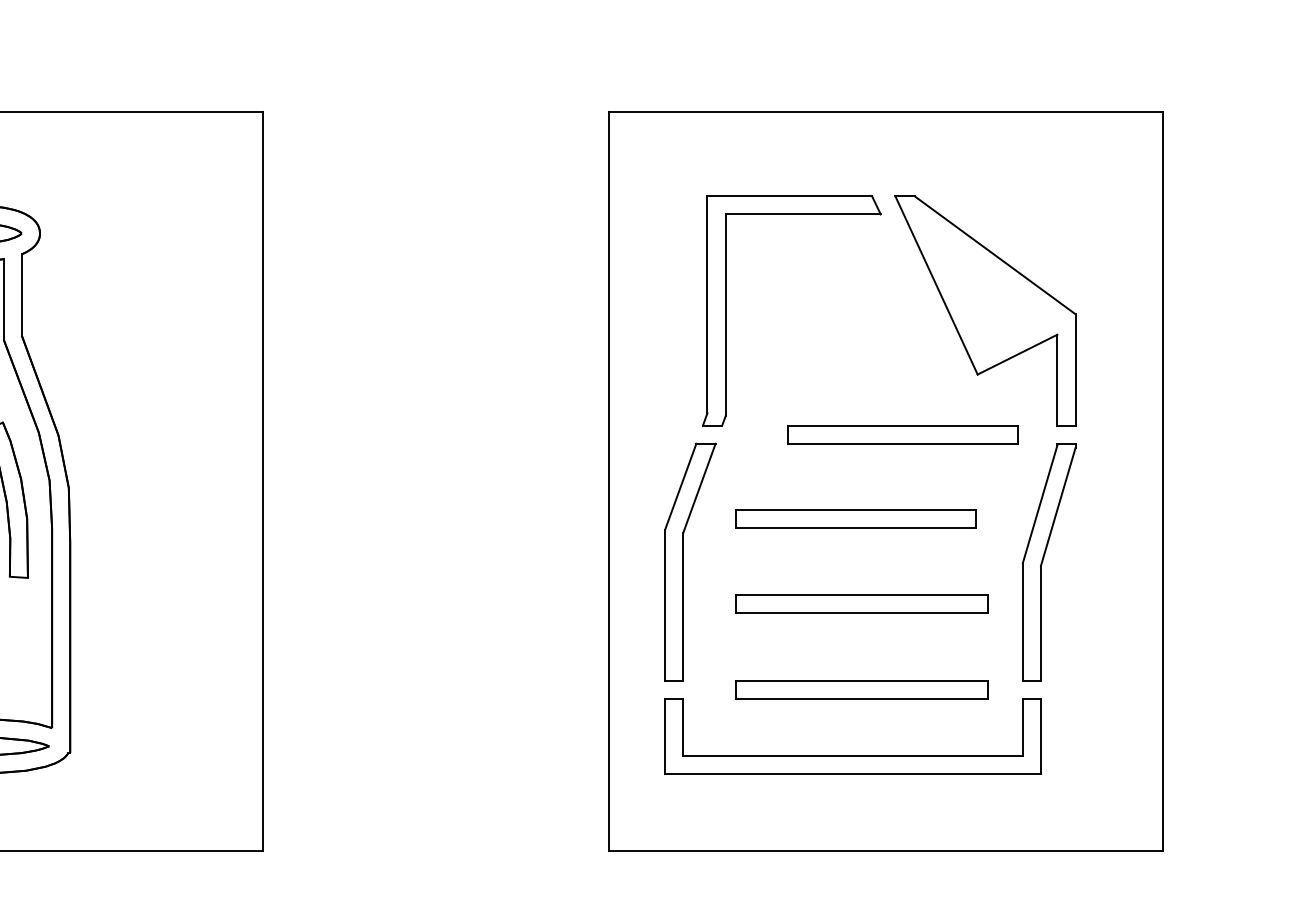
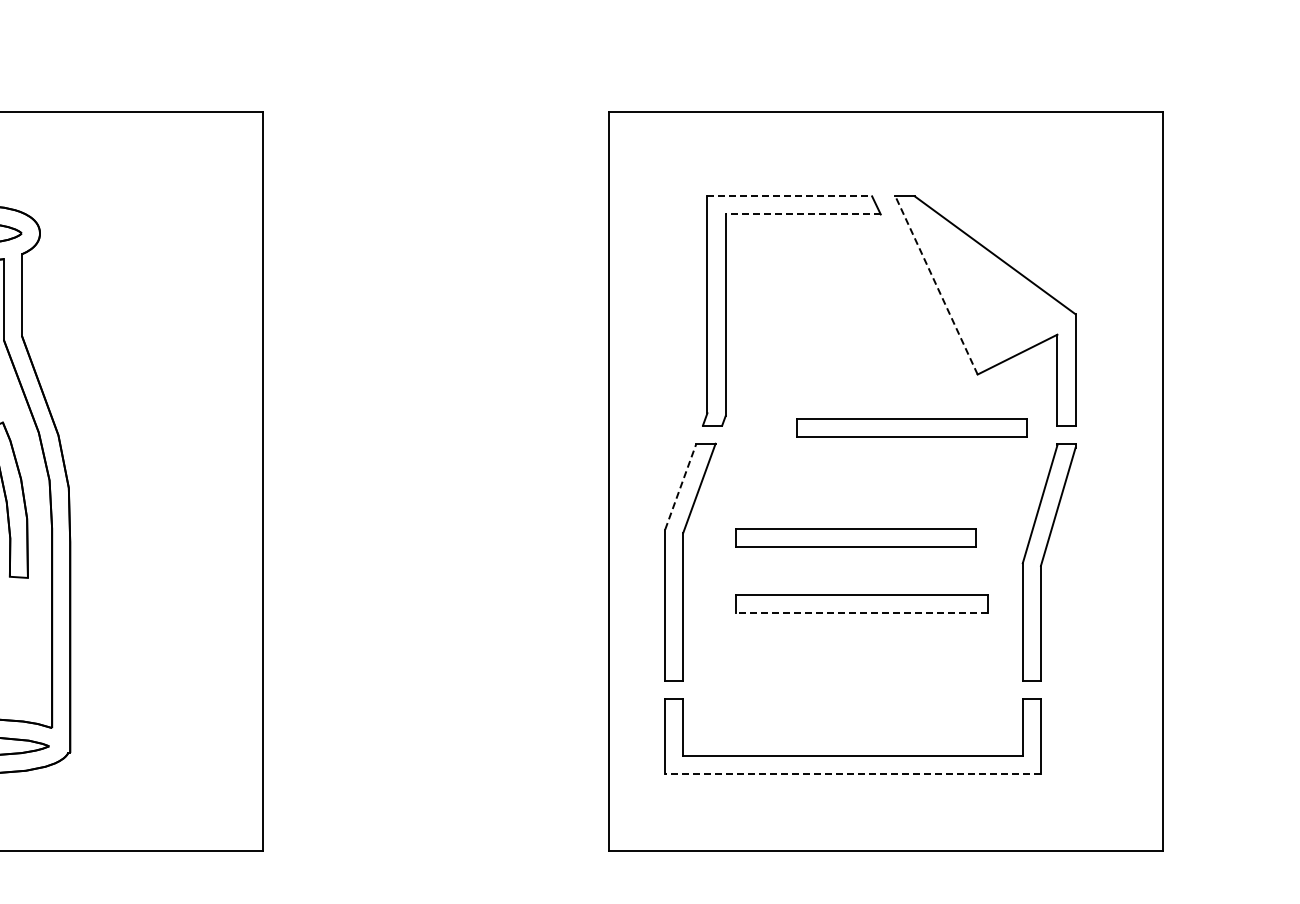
line: solid -> dashed (790, 196)
line: solid -> dashed (803, 214)
line: solid -> dashed (936, 285)
part position: (902, 434) -> (911, 427) (911, 427)
line: solid -> dashed (680, 486)
part position: (855, 518) -> (855, 537) (855, 537)
line: solid -> dashed (861, 612)
part: present -> none (861, 689)
line: solid -> dashed (853, 773)
